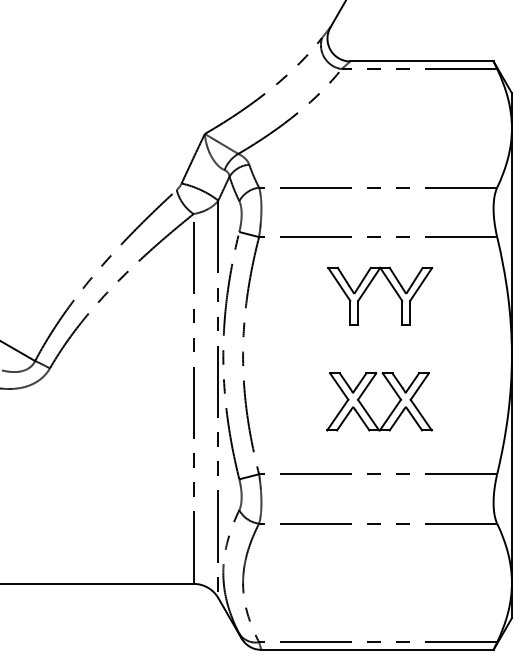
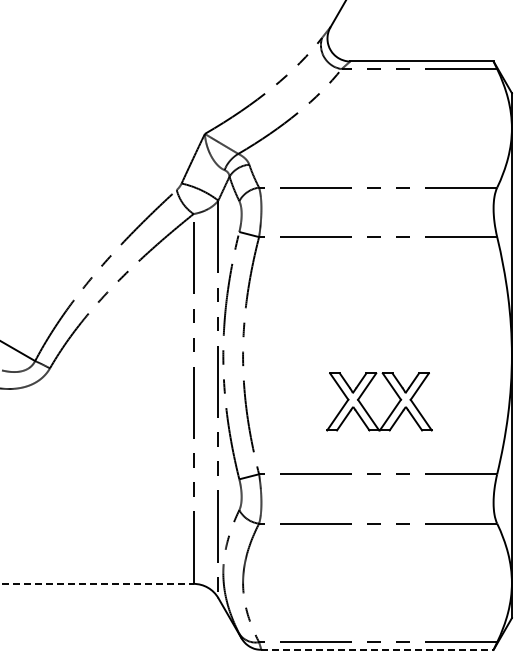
part: present -> none (392, 288)
line: solid -> dashed (96, 583)
line: solid -> dashed (377, 649)
